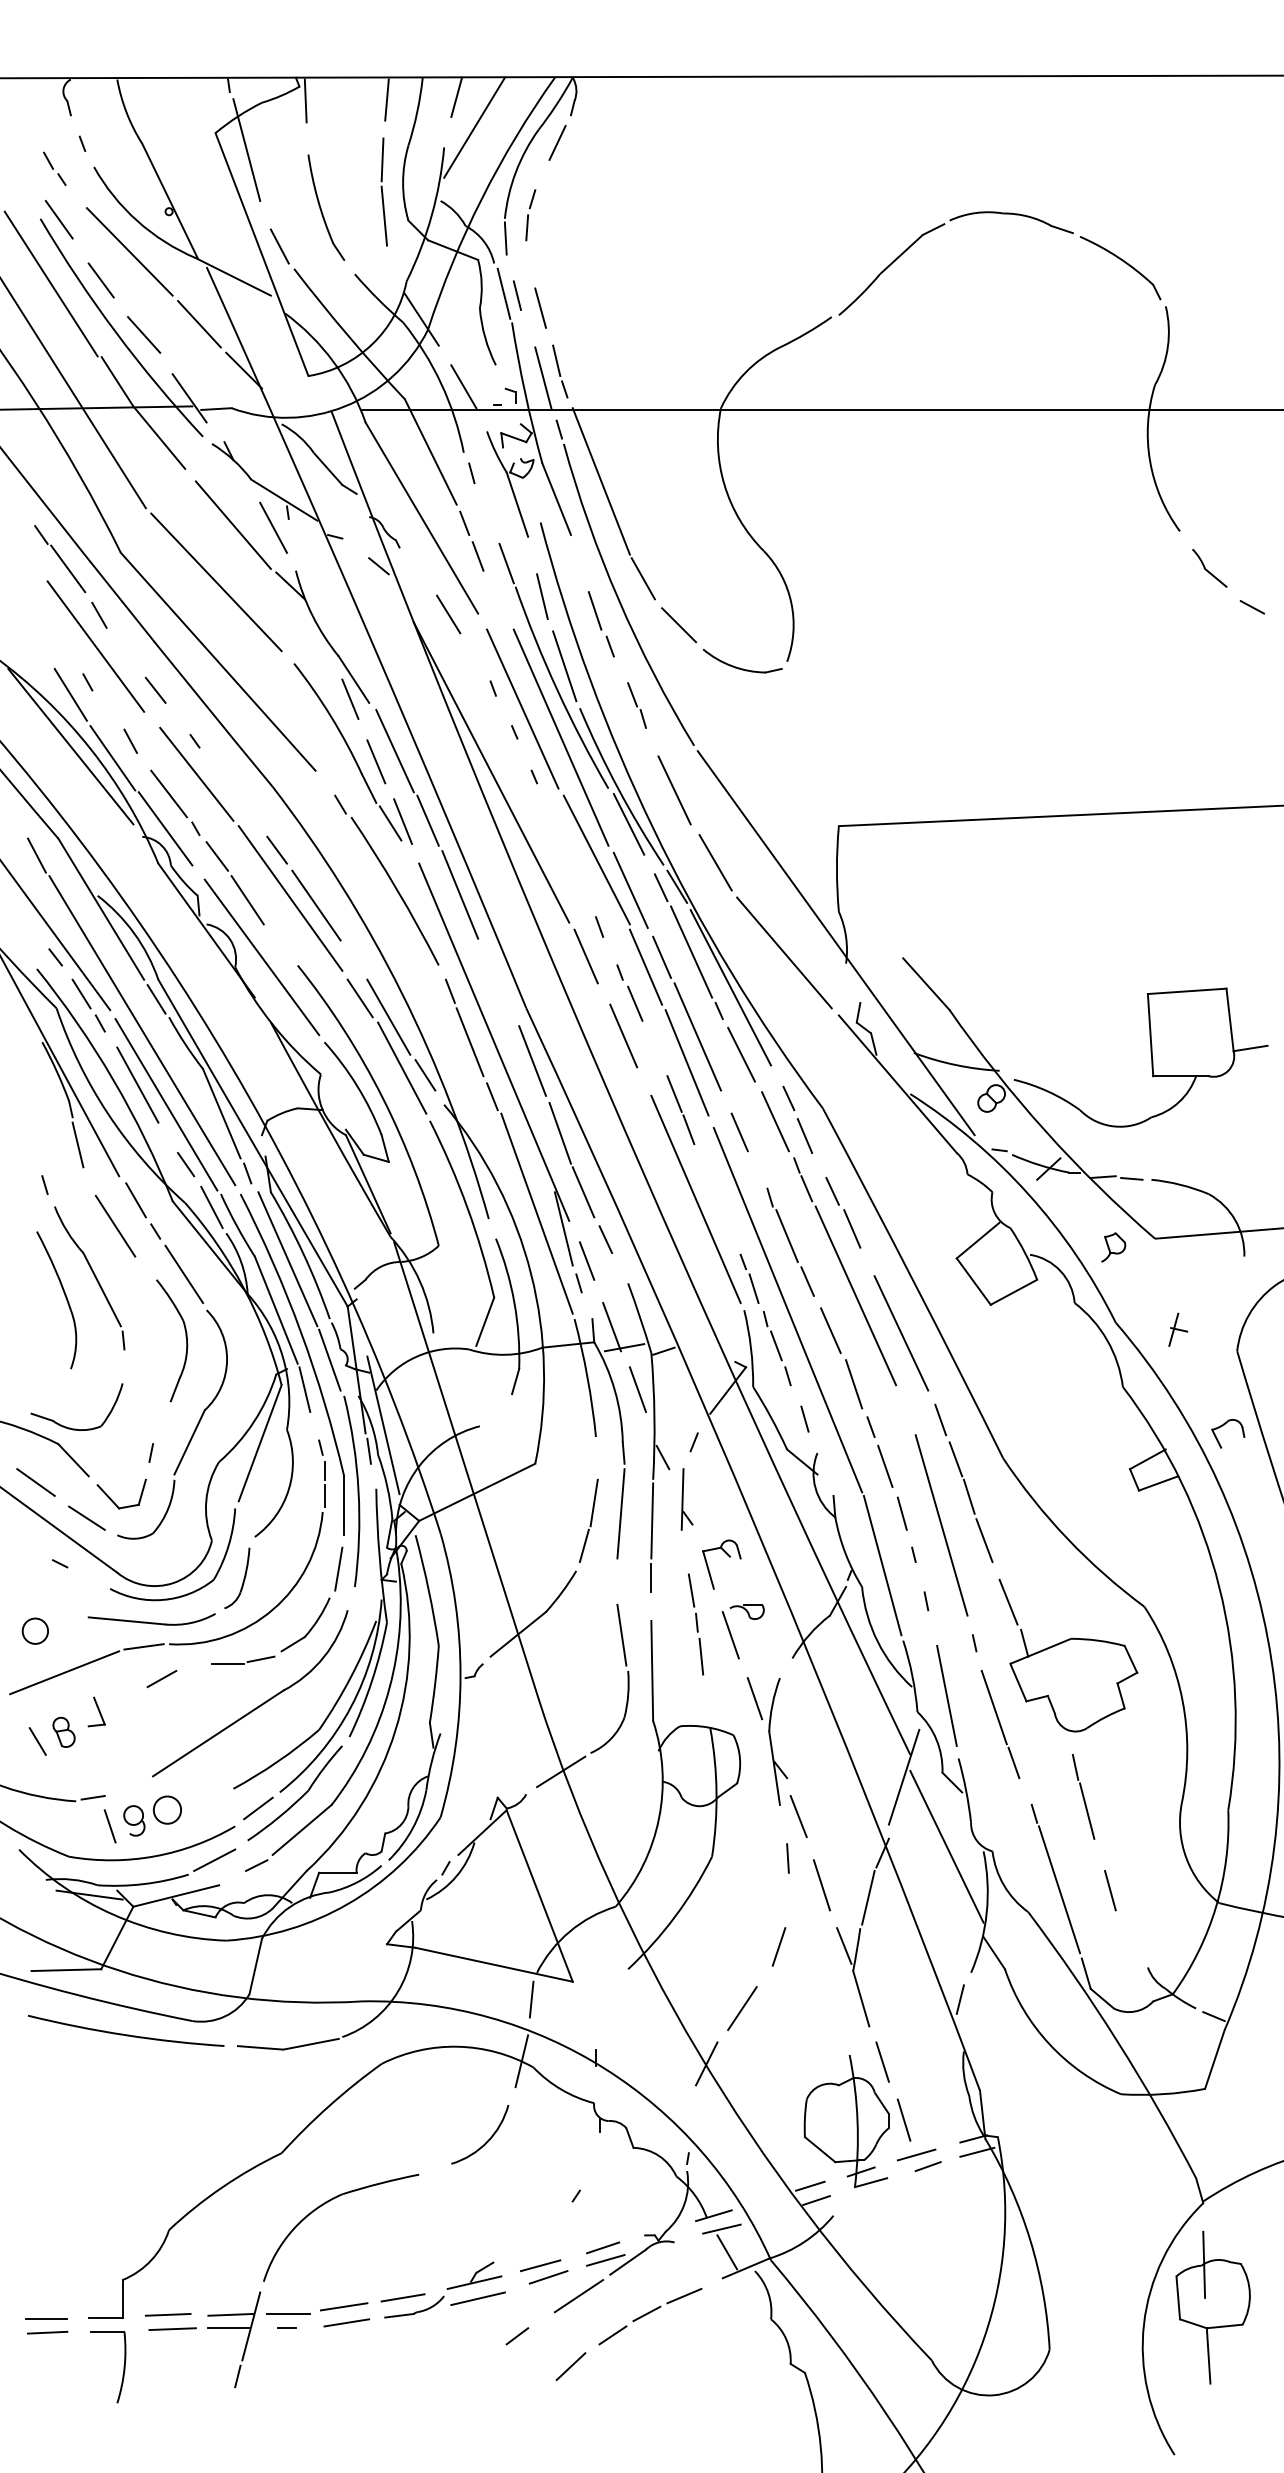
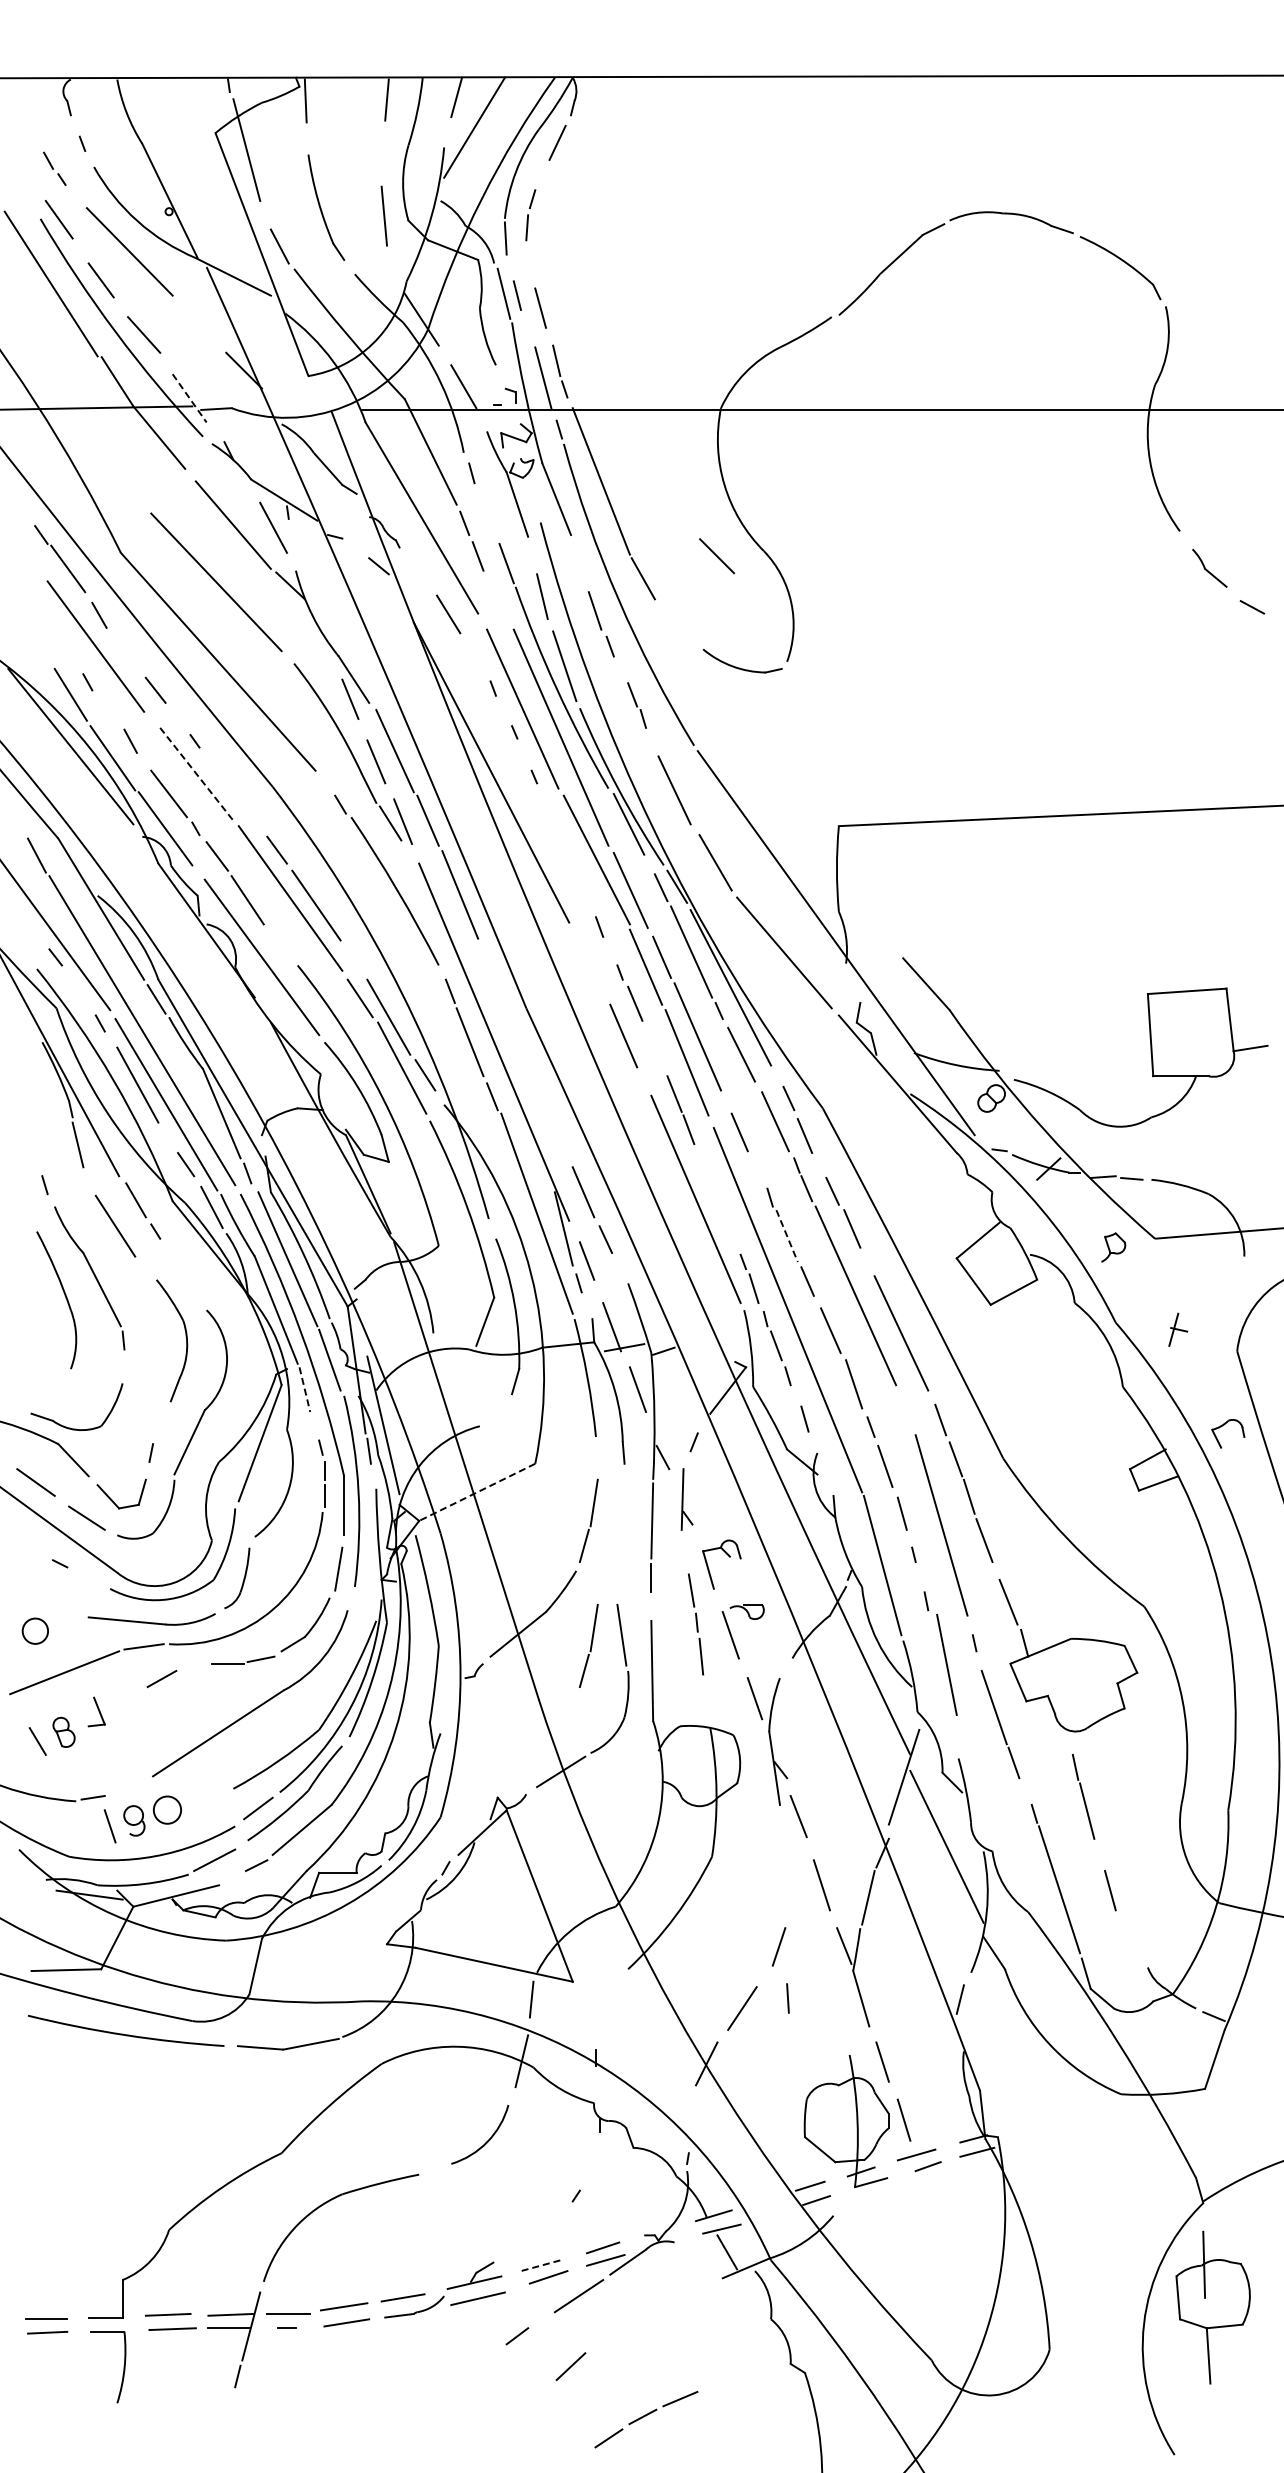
line: present -> none (382, 159)
line: present -> none (199, 324)
line: present -> none (73, 394)
line: solid -> dashed (189, 398)
line position: (679, 625) -> (717, 556) (717, 556)
line: solid -> dashed (197, 774)
line: present -> none (585, 956)
line: present -> none (81, 993)
line: present -> none (532, 1060)
line: present -> none (559, 1132)
line: solid -> dashed (787, 1236)
line: present -> none (184, 1274)
line: solid -> dashed (304, 1389)
line: solid -> dashed (477, 1492)
line: present -> none (620, 1513)
part: none -> present (588, 1645)
line position: (946, 1695) -> (946, 1664) (946, 1664)
line position: (787, 1858) -> (787, 1998) (787, 1998)
line: solid -> dashed (540, 2265)
part position: (650, 2316) -> (646, 2419) (646, 2419)
